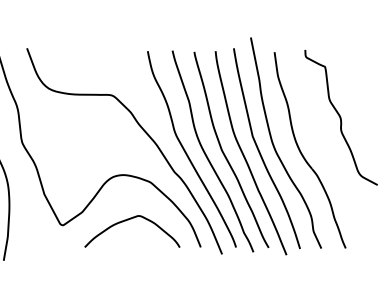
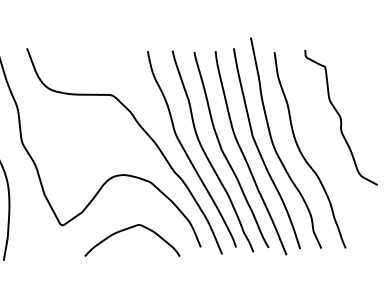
curve position: (128, 220) -> (128, 229) (128, 229)
